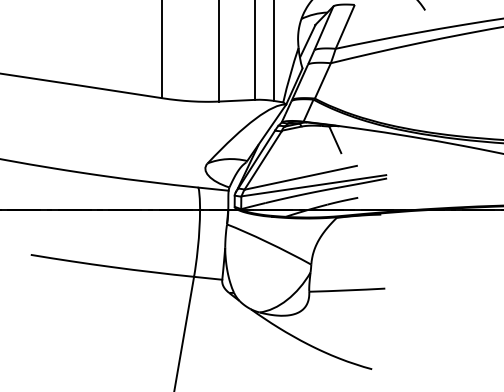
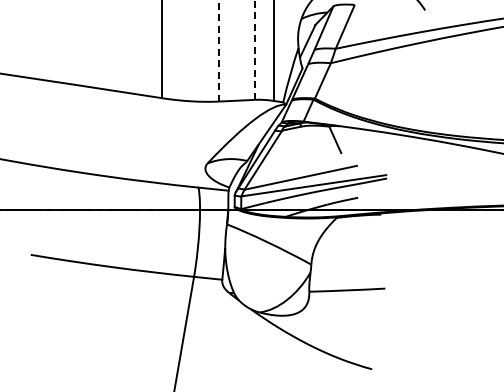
line: solid -> dashed (219, 50)
line: solid -> dashed (255, 50)
